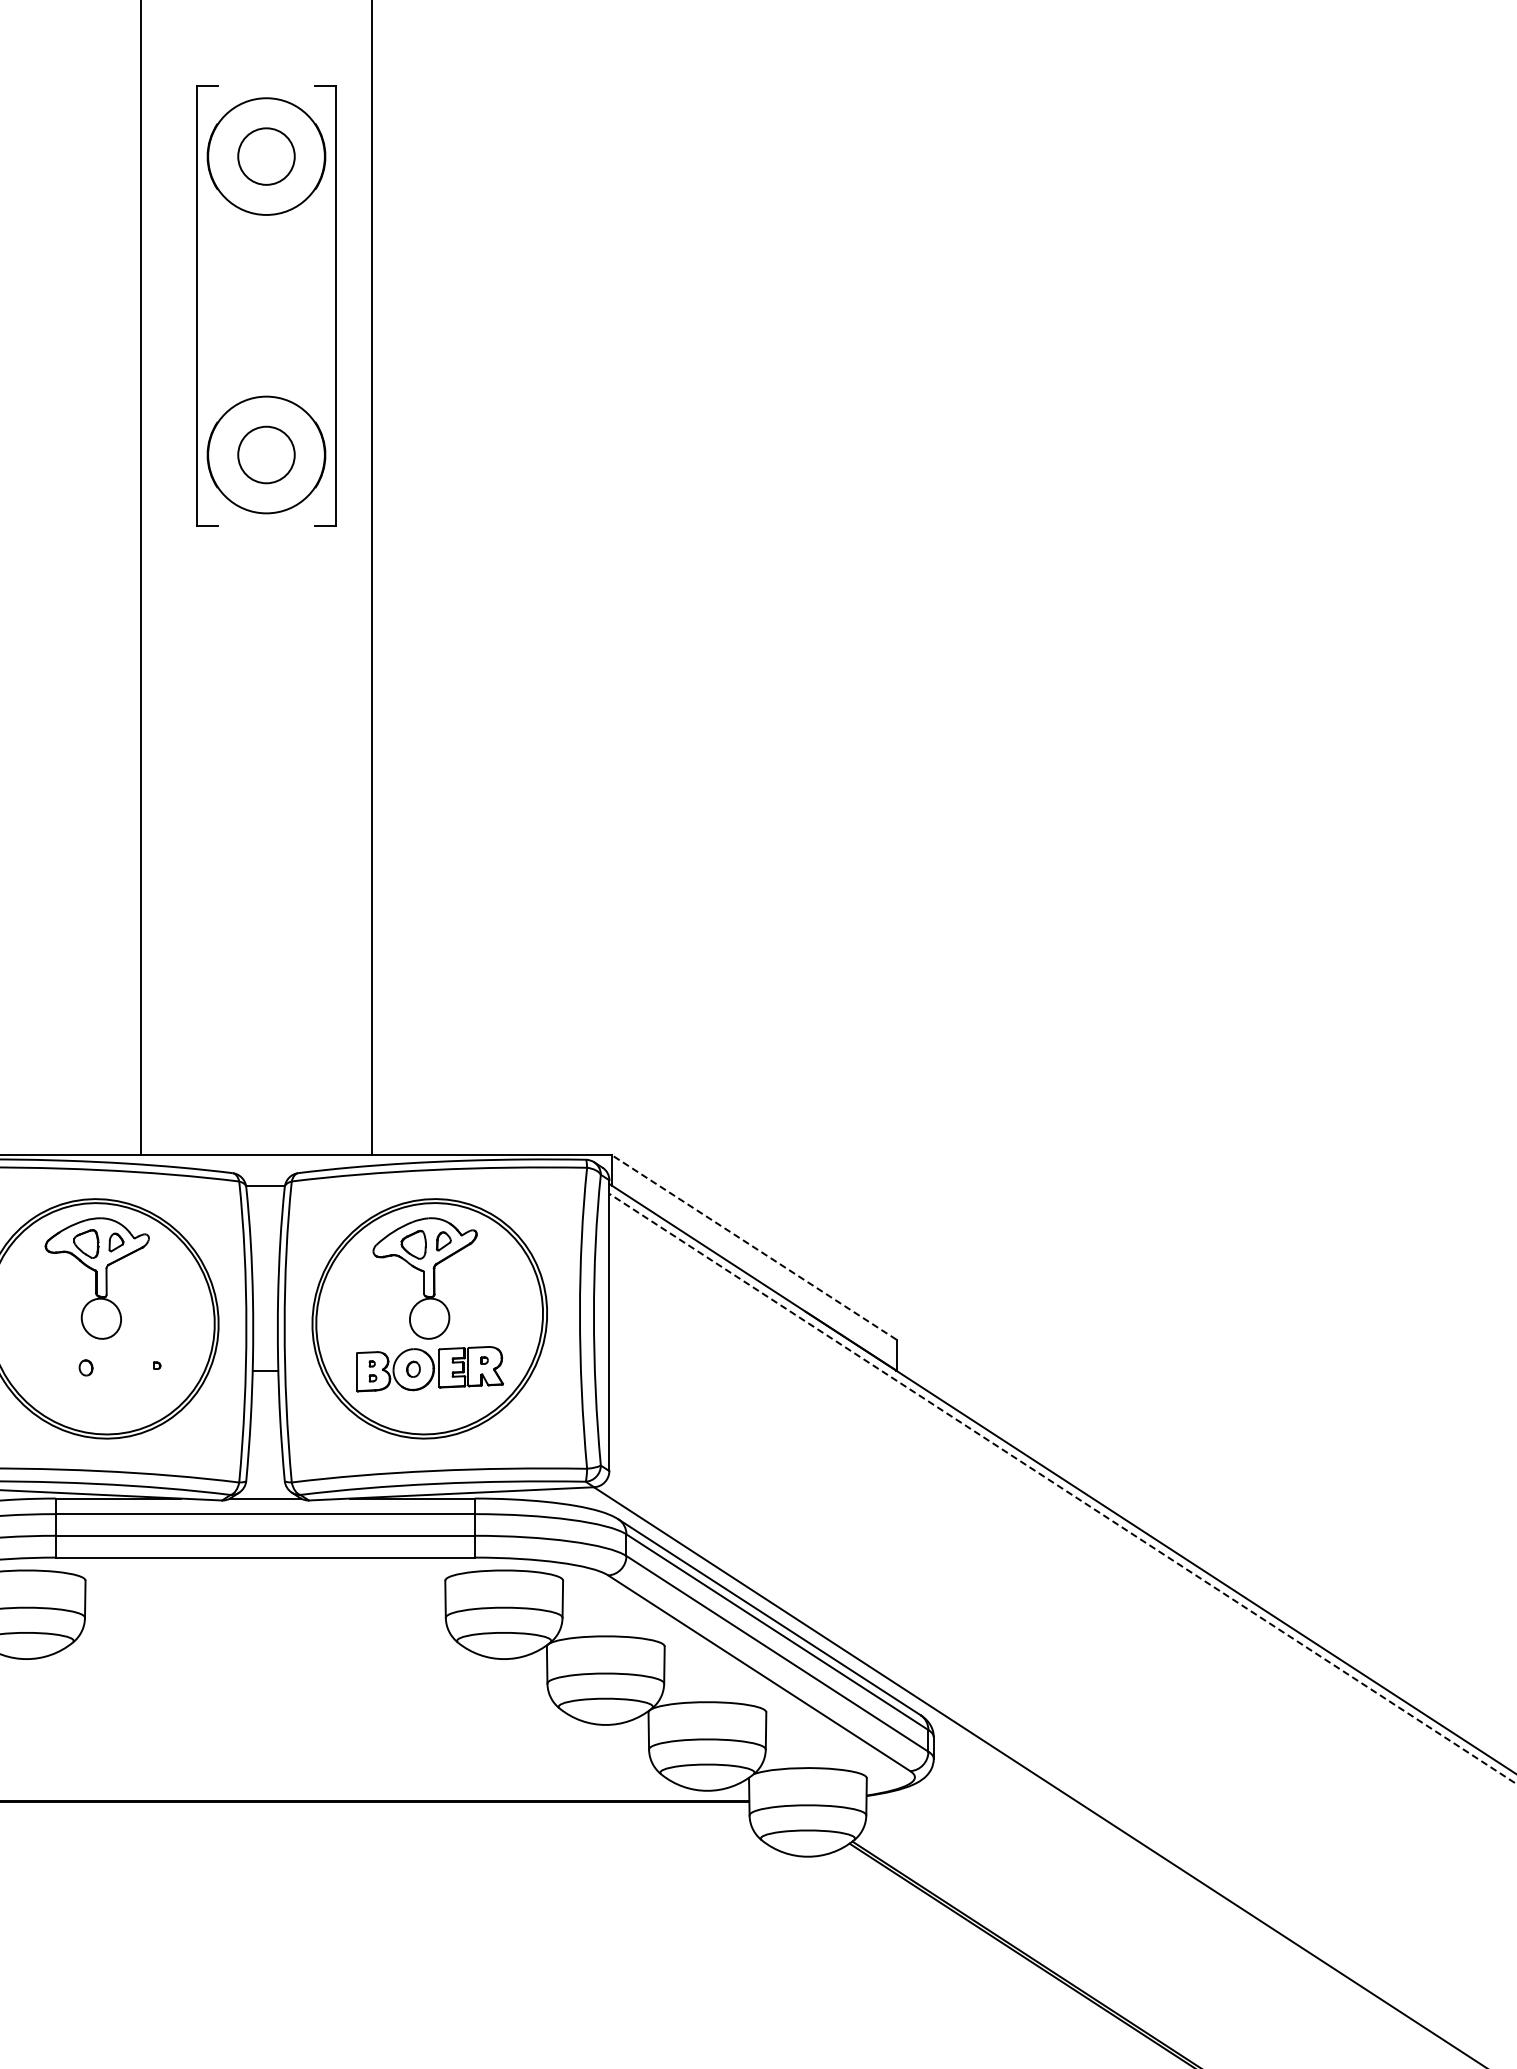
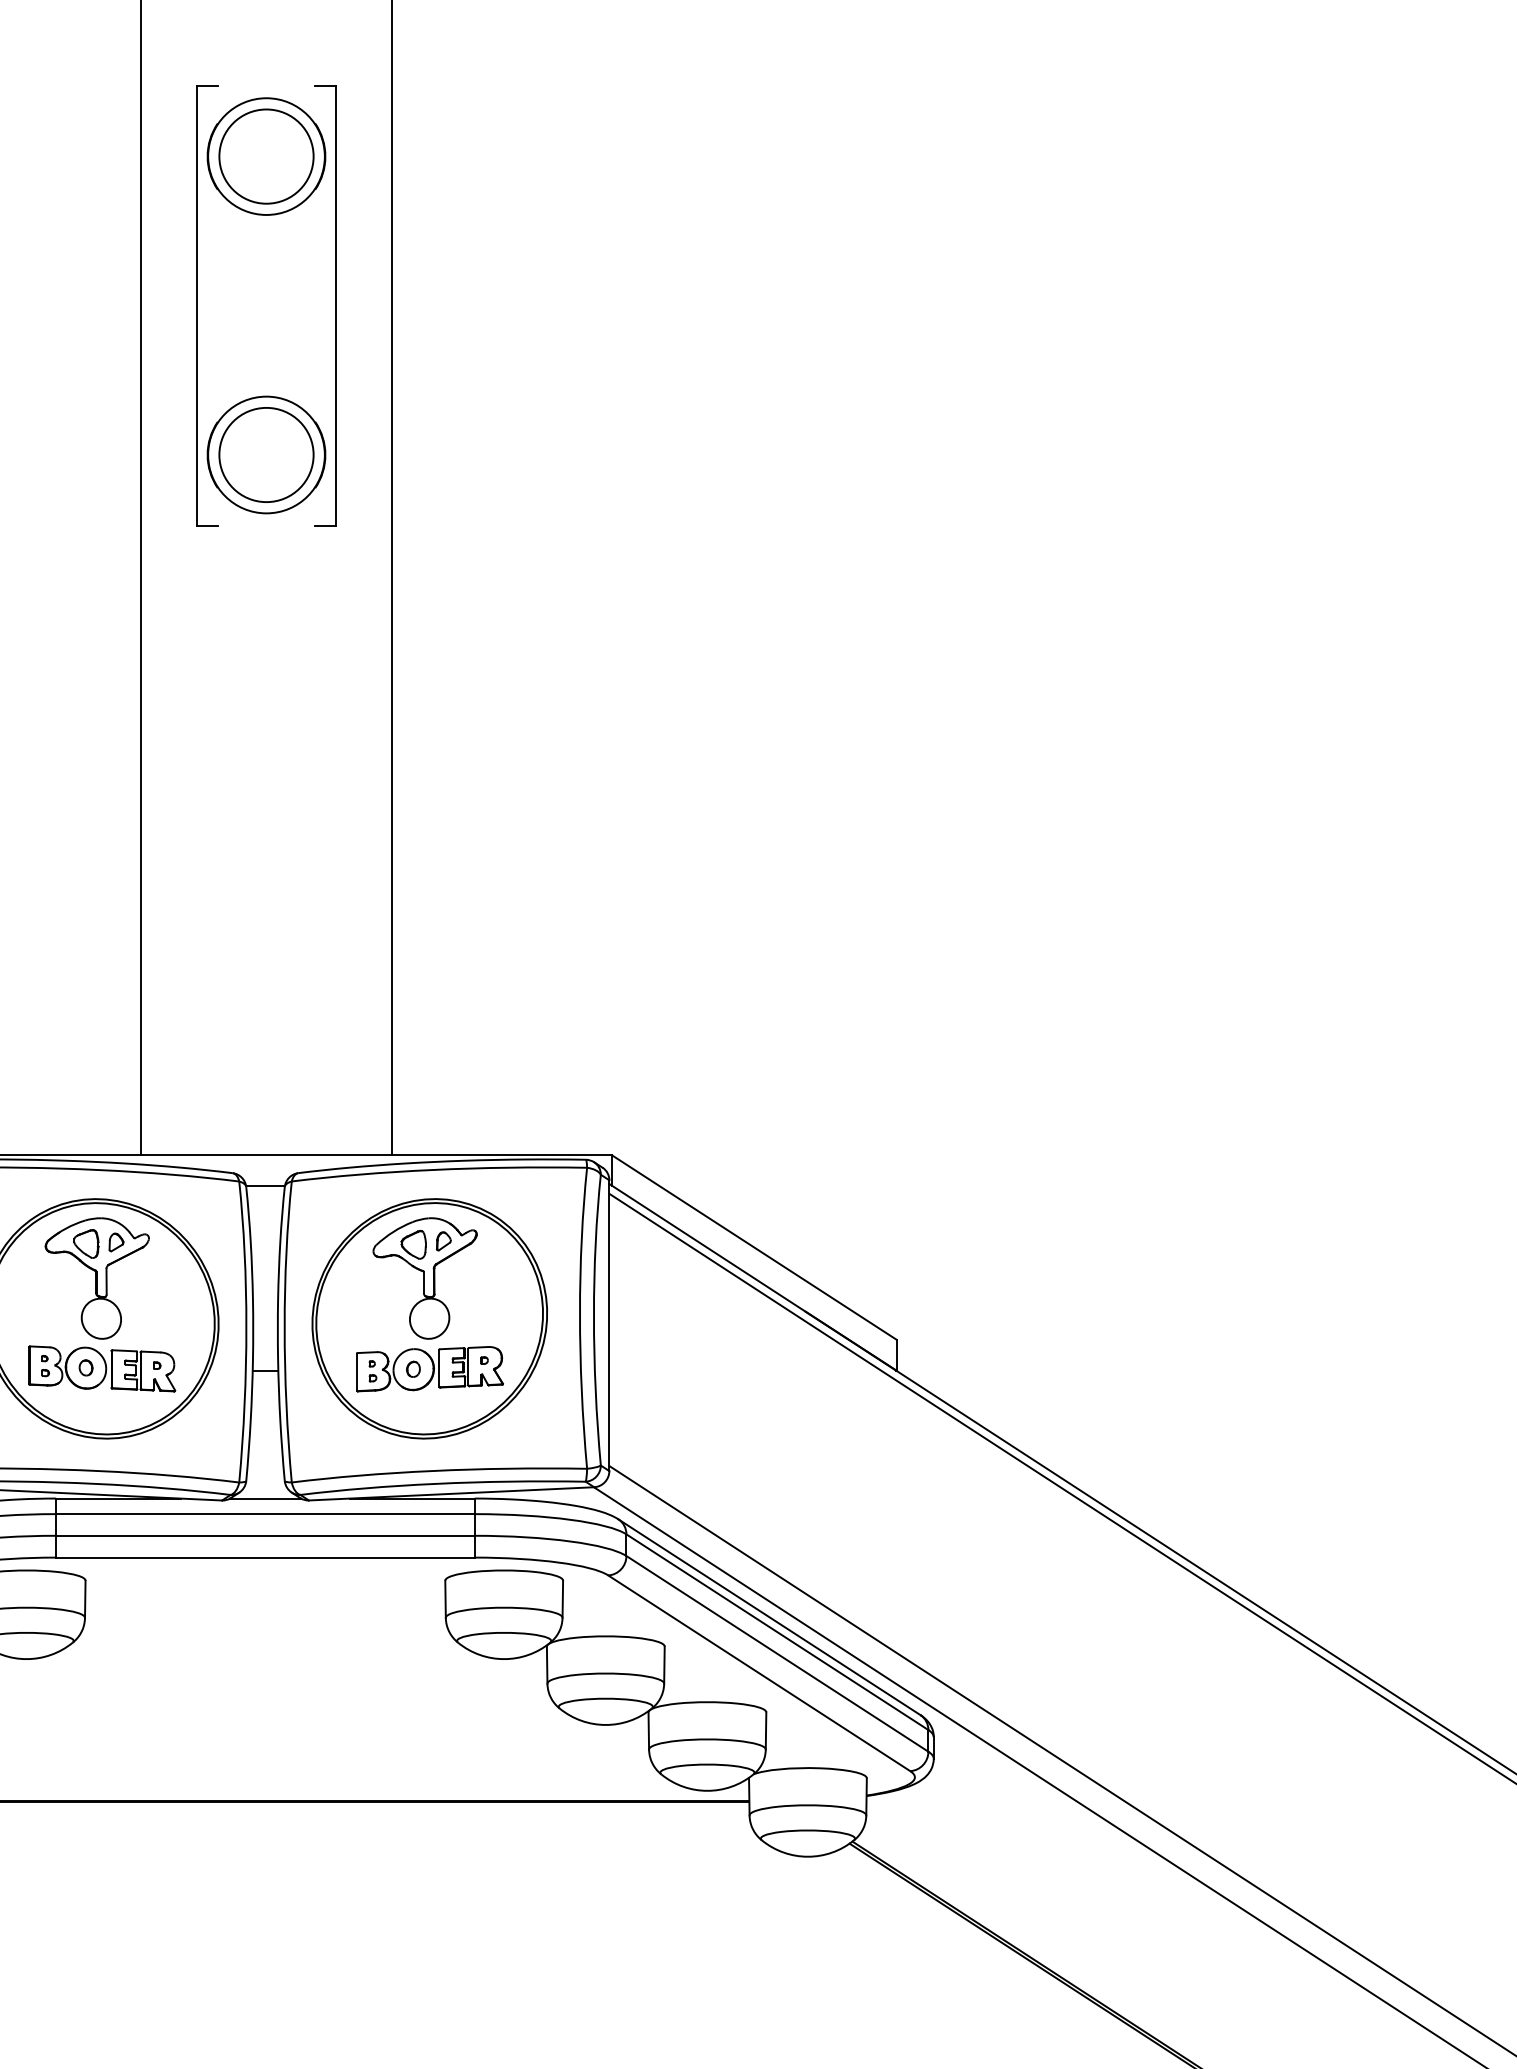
circle diameter: 57 px -> 94 px (266, 156)
circle diameter: 57 px -> 94 px (266, 454)
line position: (372, 578) -> (392, 578) (392, 578)
line: dashed -> solid (754, 1247)
part: none -> present (102, 1368)
line: dashed -> solid (1062, 1488)
line: none -> present (1061, 1760)
